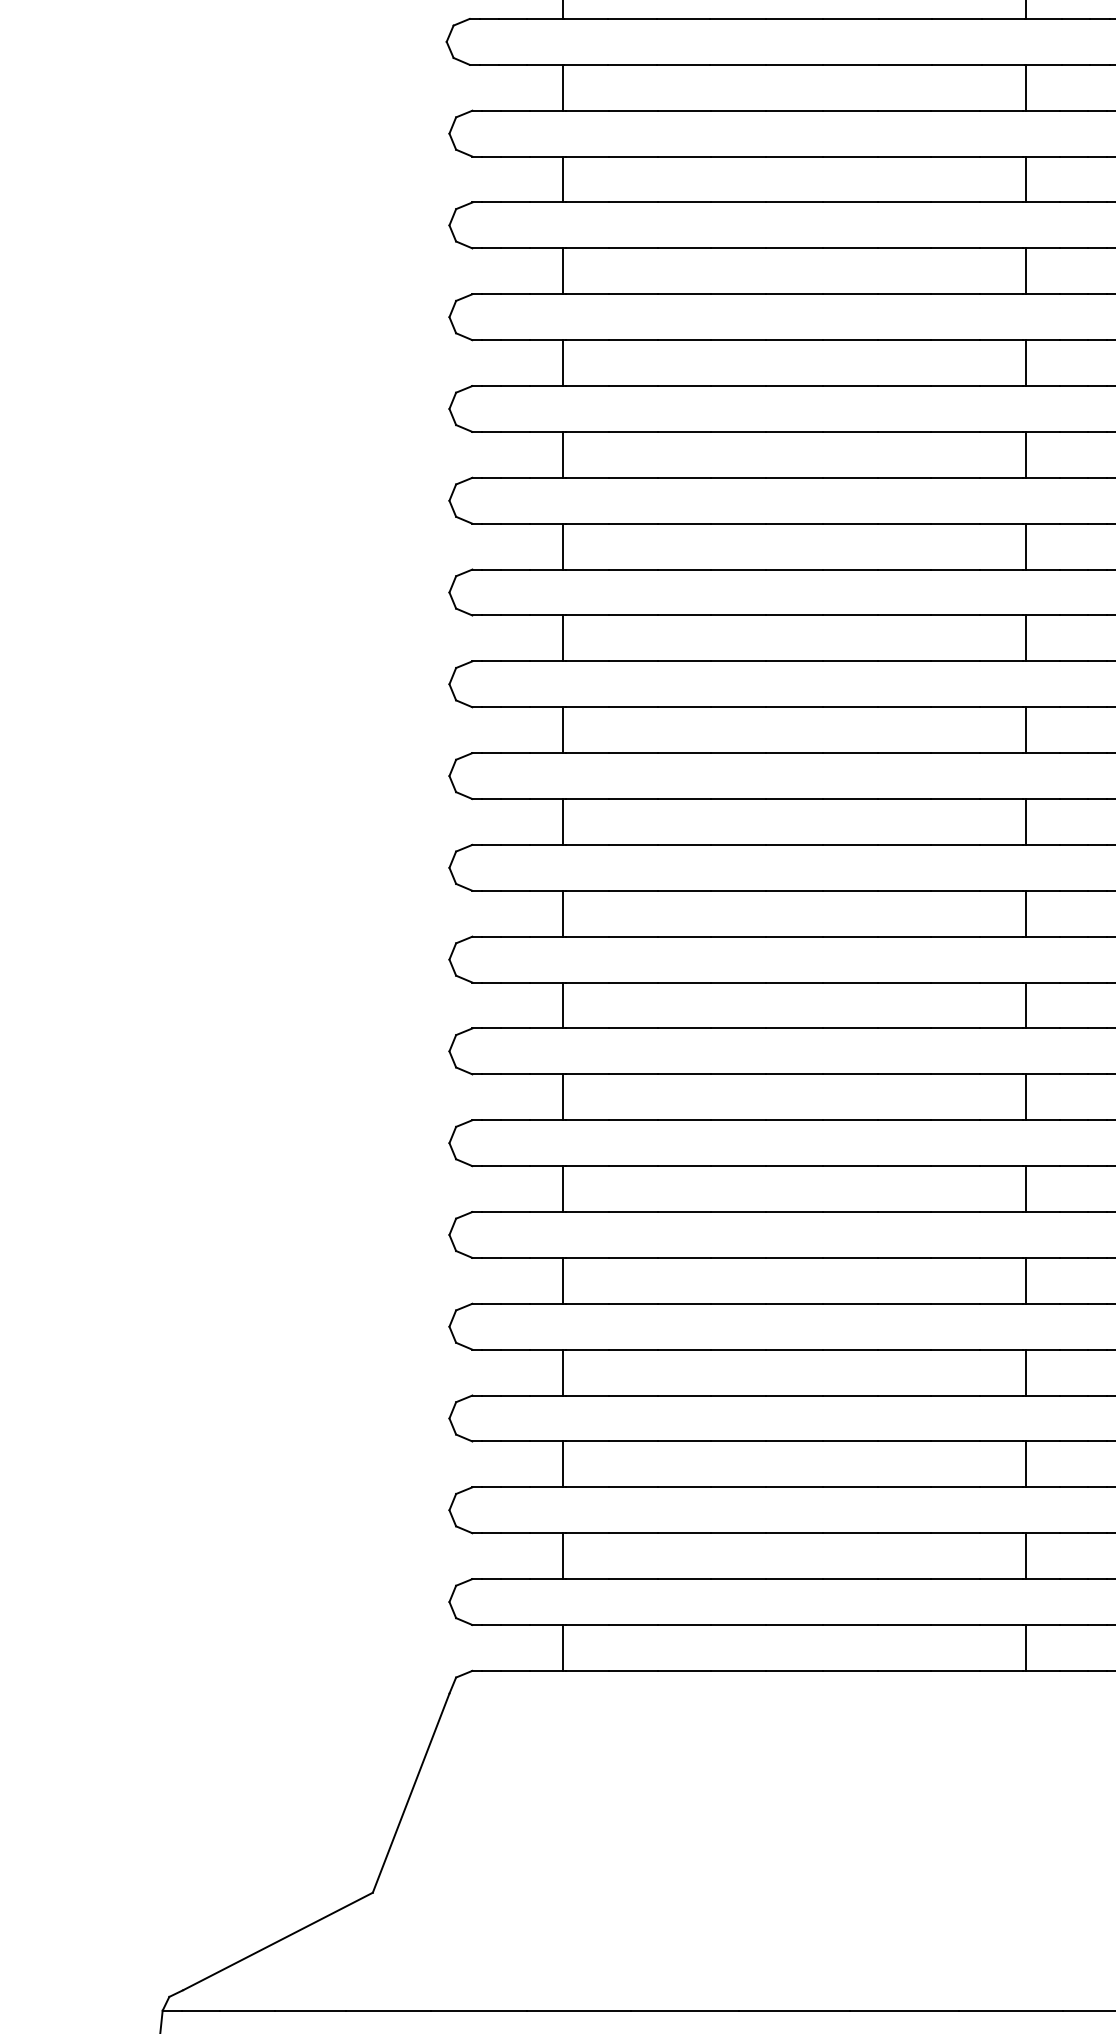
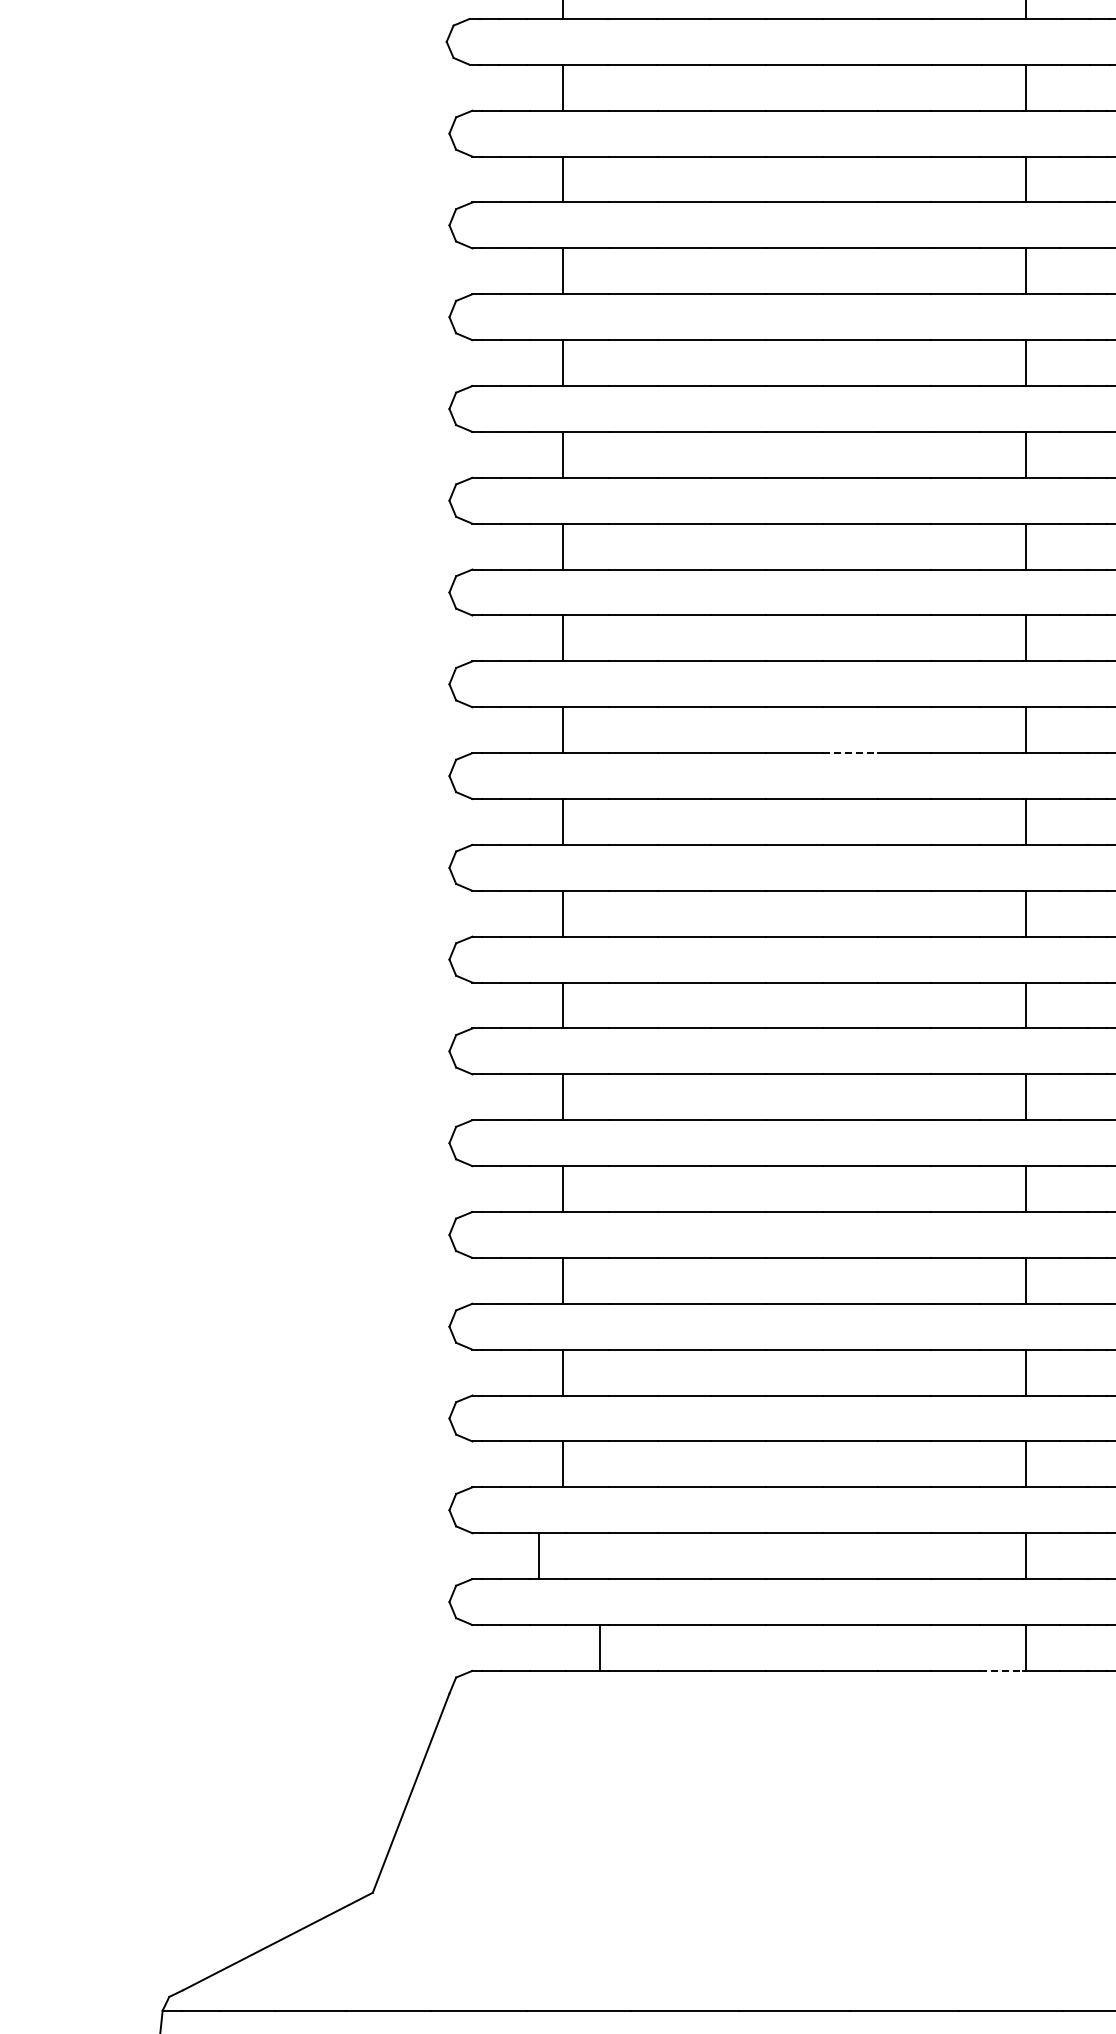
line: solid -> dashed (850, 753)
line position: (563, 1556) -> (539, 1556) (539, 1556)
line position: (563, 1647) -> (600, 1647) (600, 1647)
line: solid -> dashed (1001, 1670)
